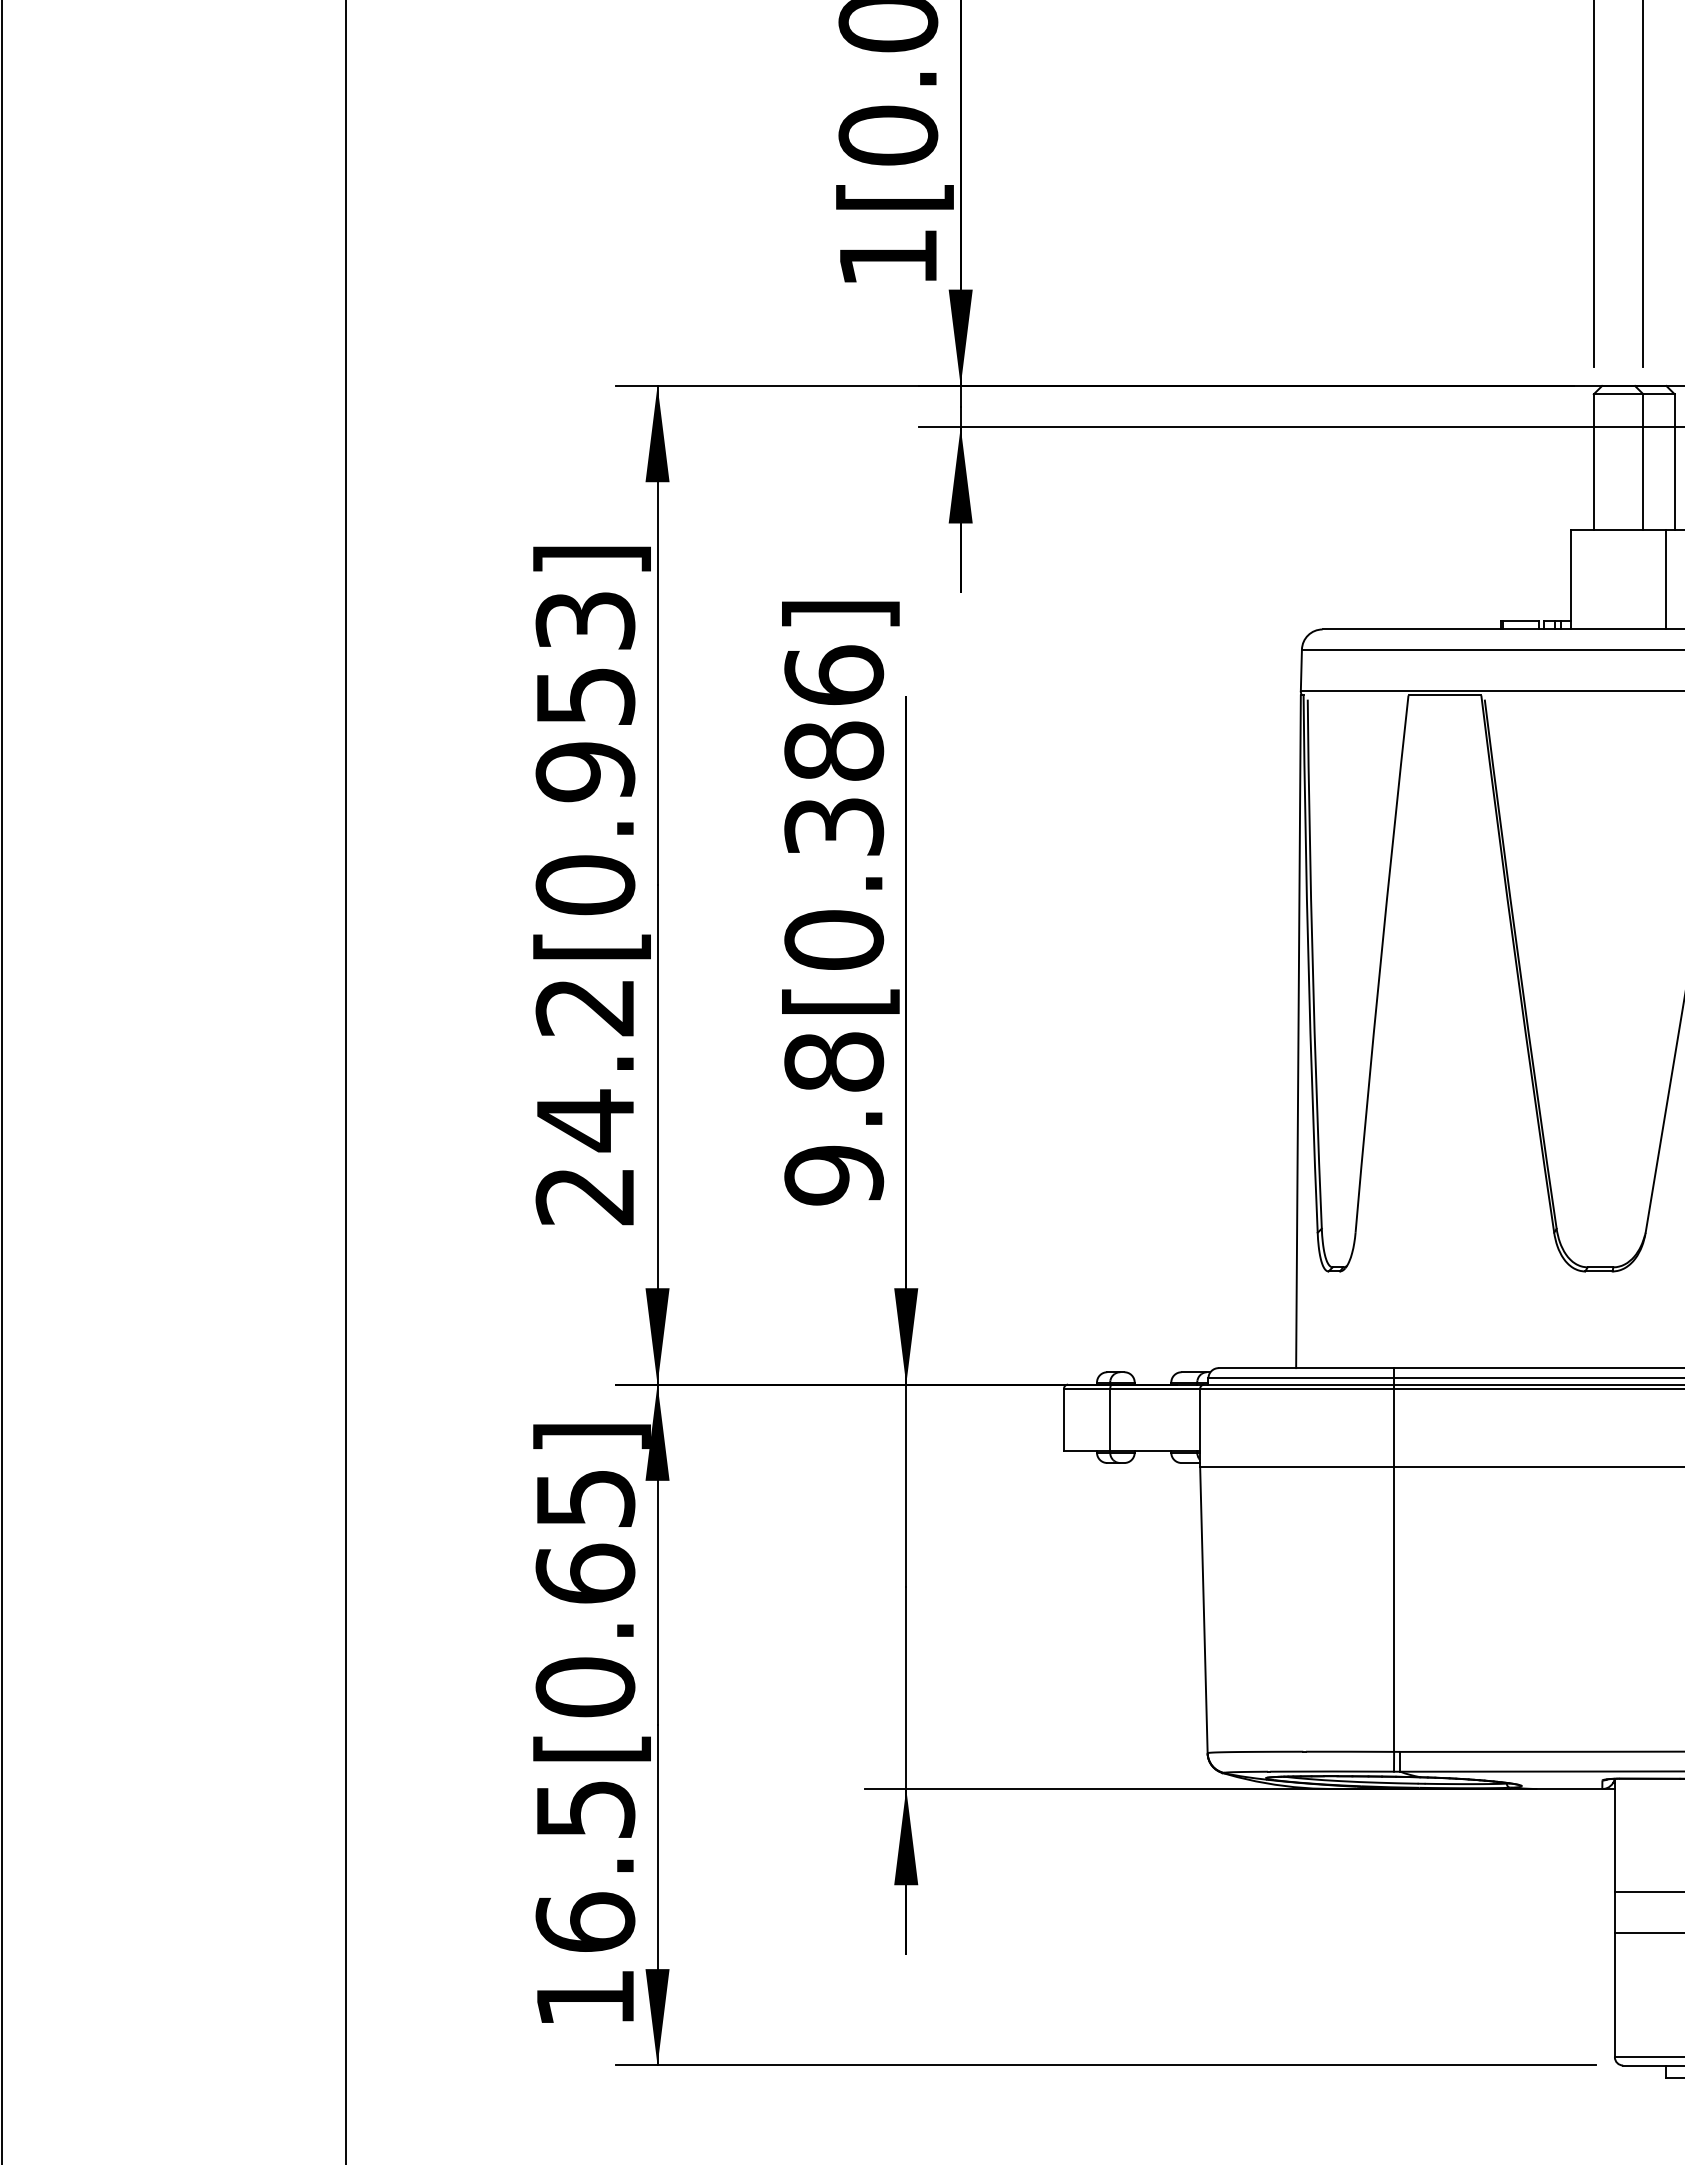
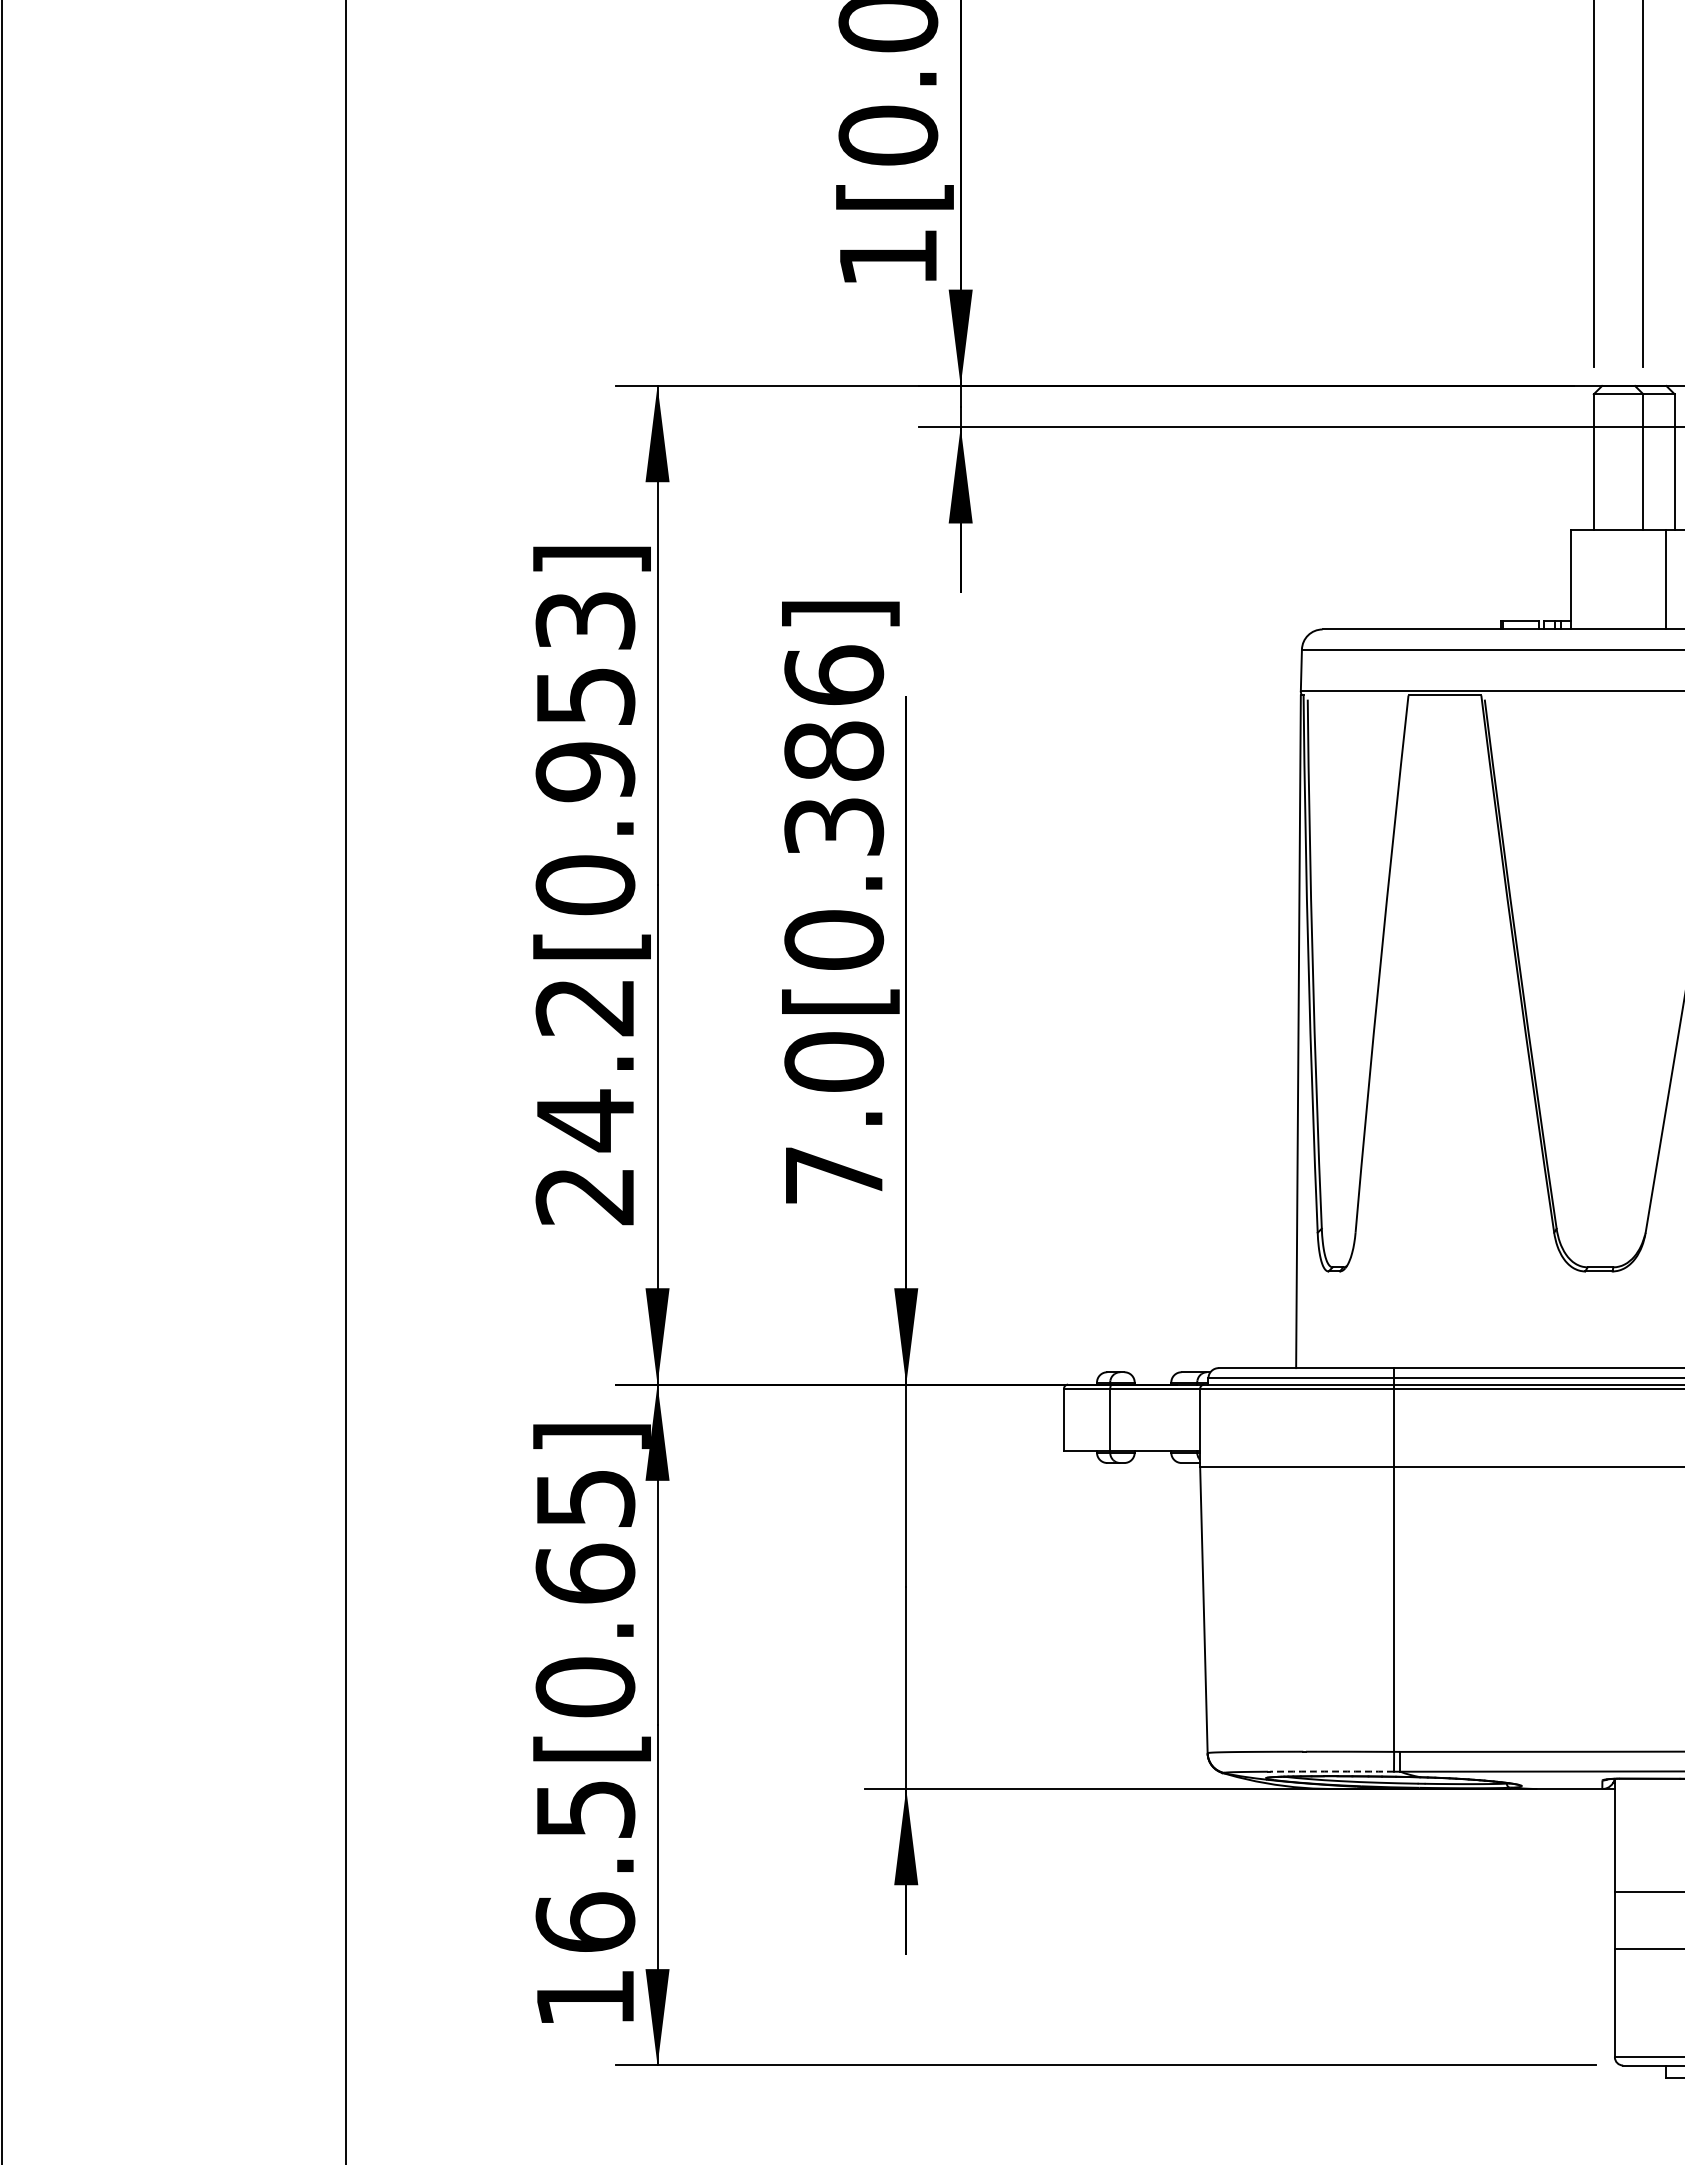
text: 9.8[0.386] -> 7.0[0.386] (834, 1118)
arc: solid -> dashed (1332, 1771)
line position: (1647, 1933) -> (1647, 1949) (1647, 1949)
